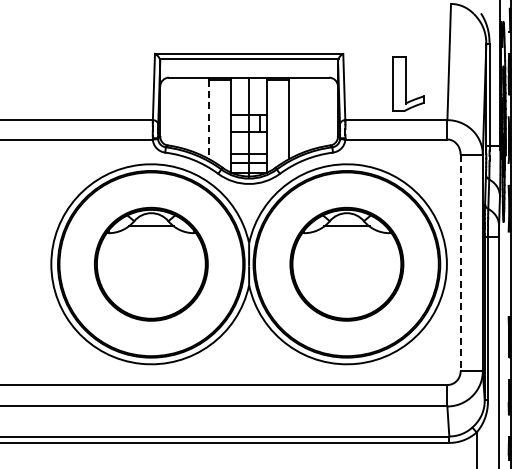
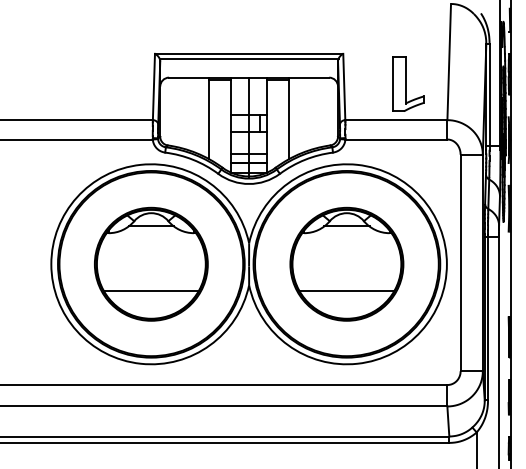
line: dashed -> solid (209, 119)
line: dashed -> solid (460, 263)
line: none -> present (151, 291)
line: none -> present (346, 291)
